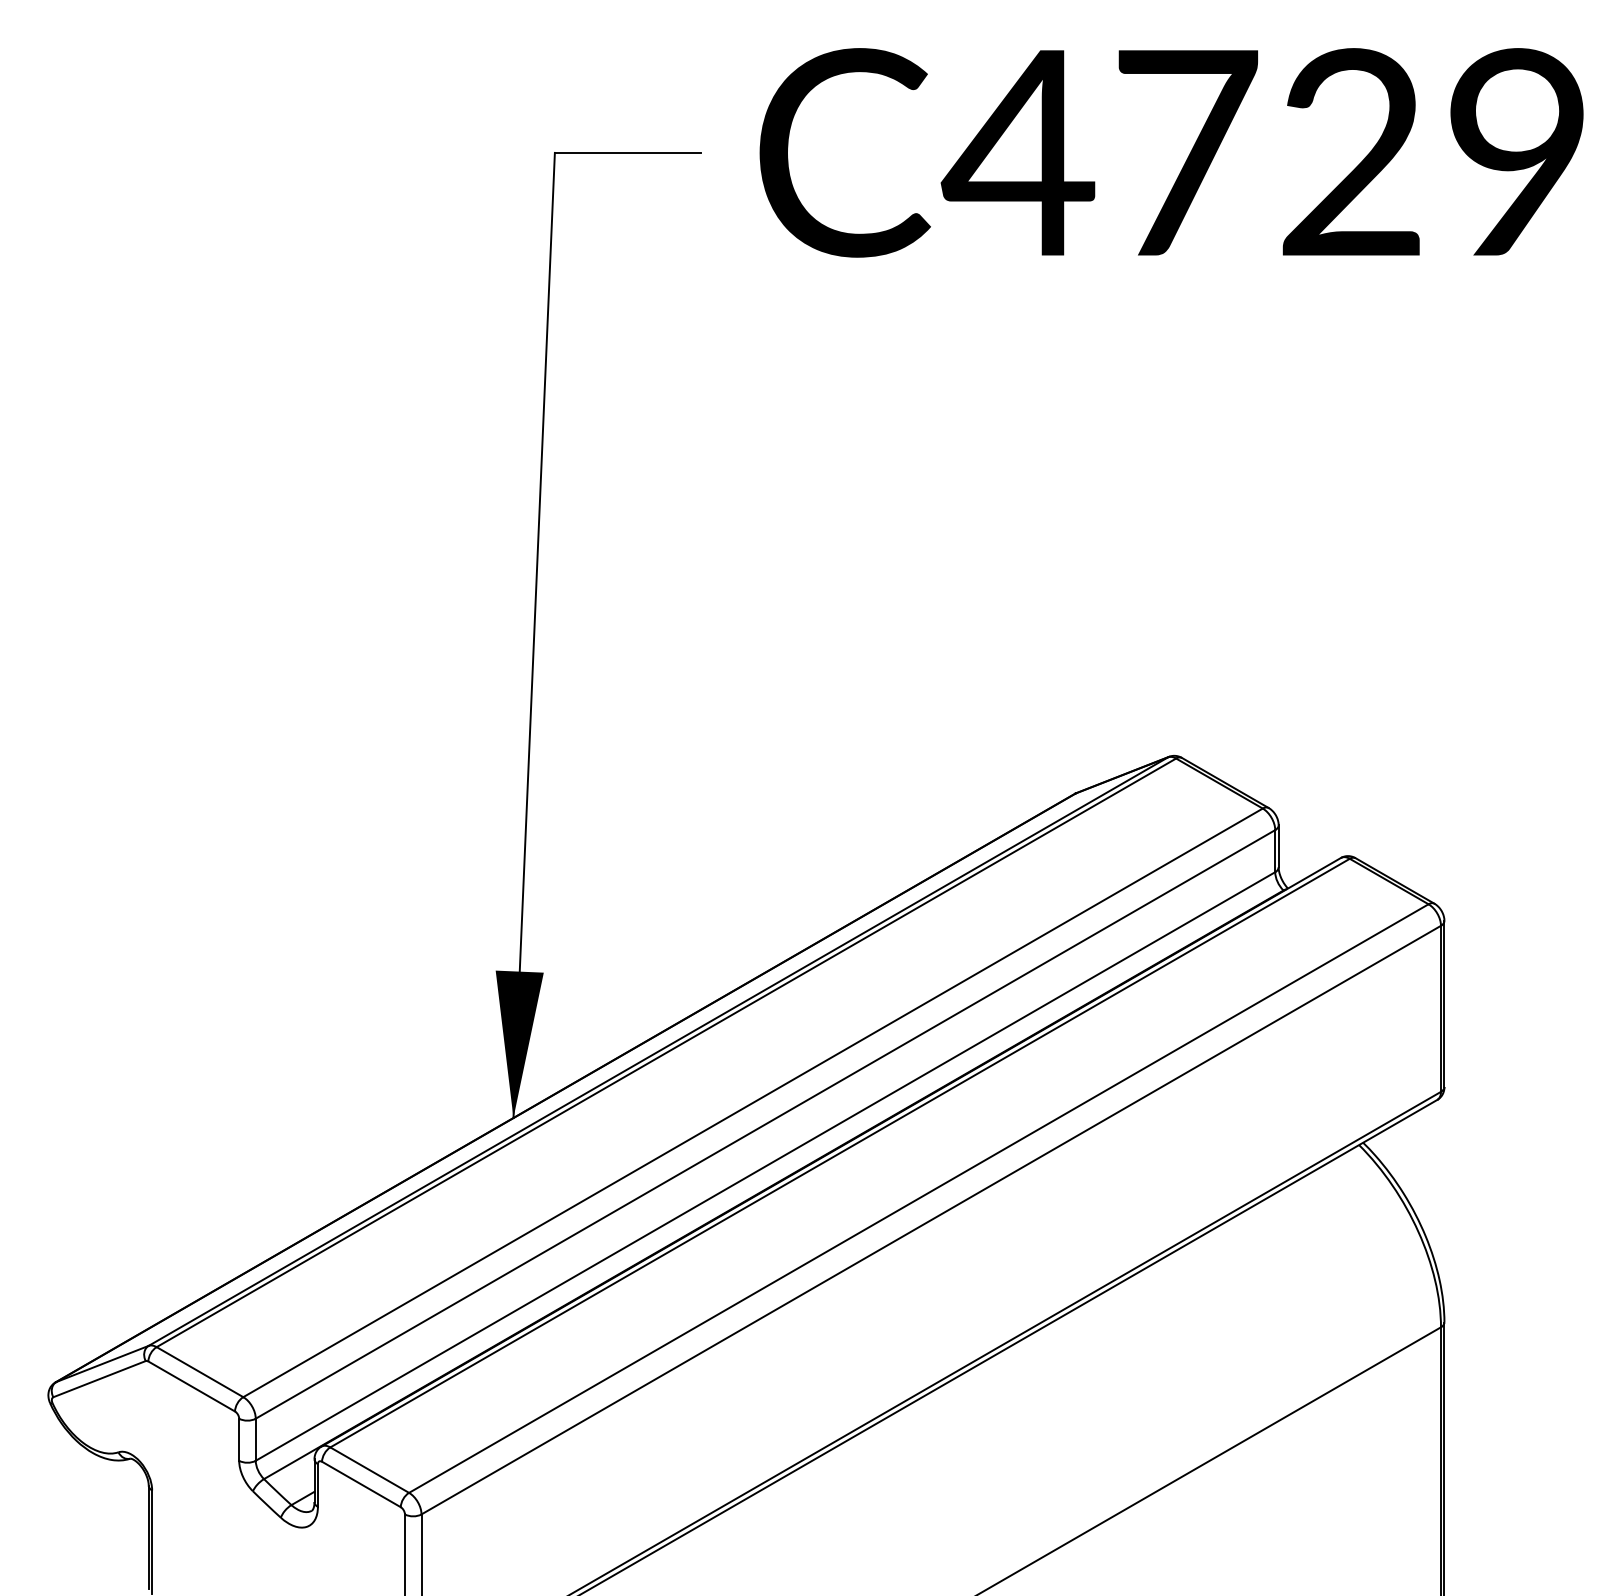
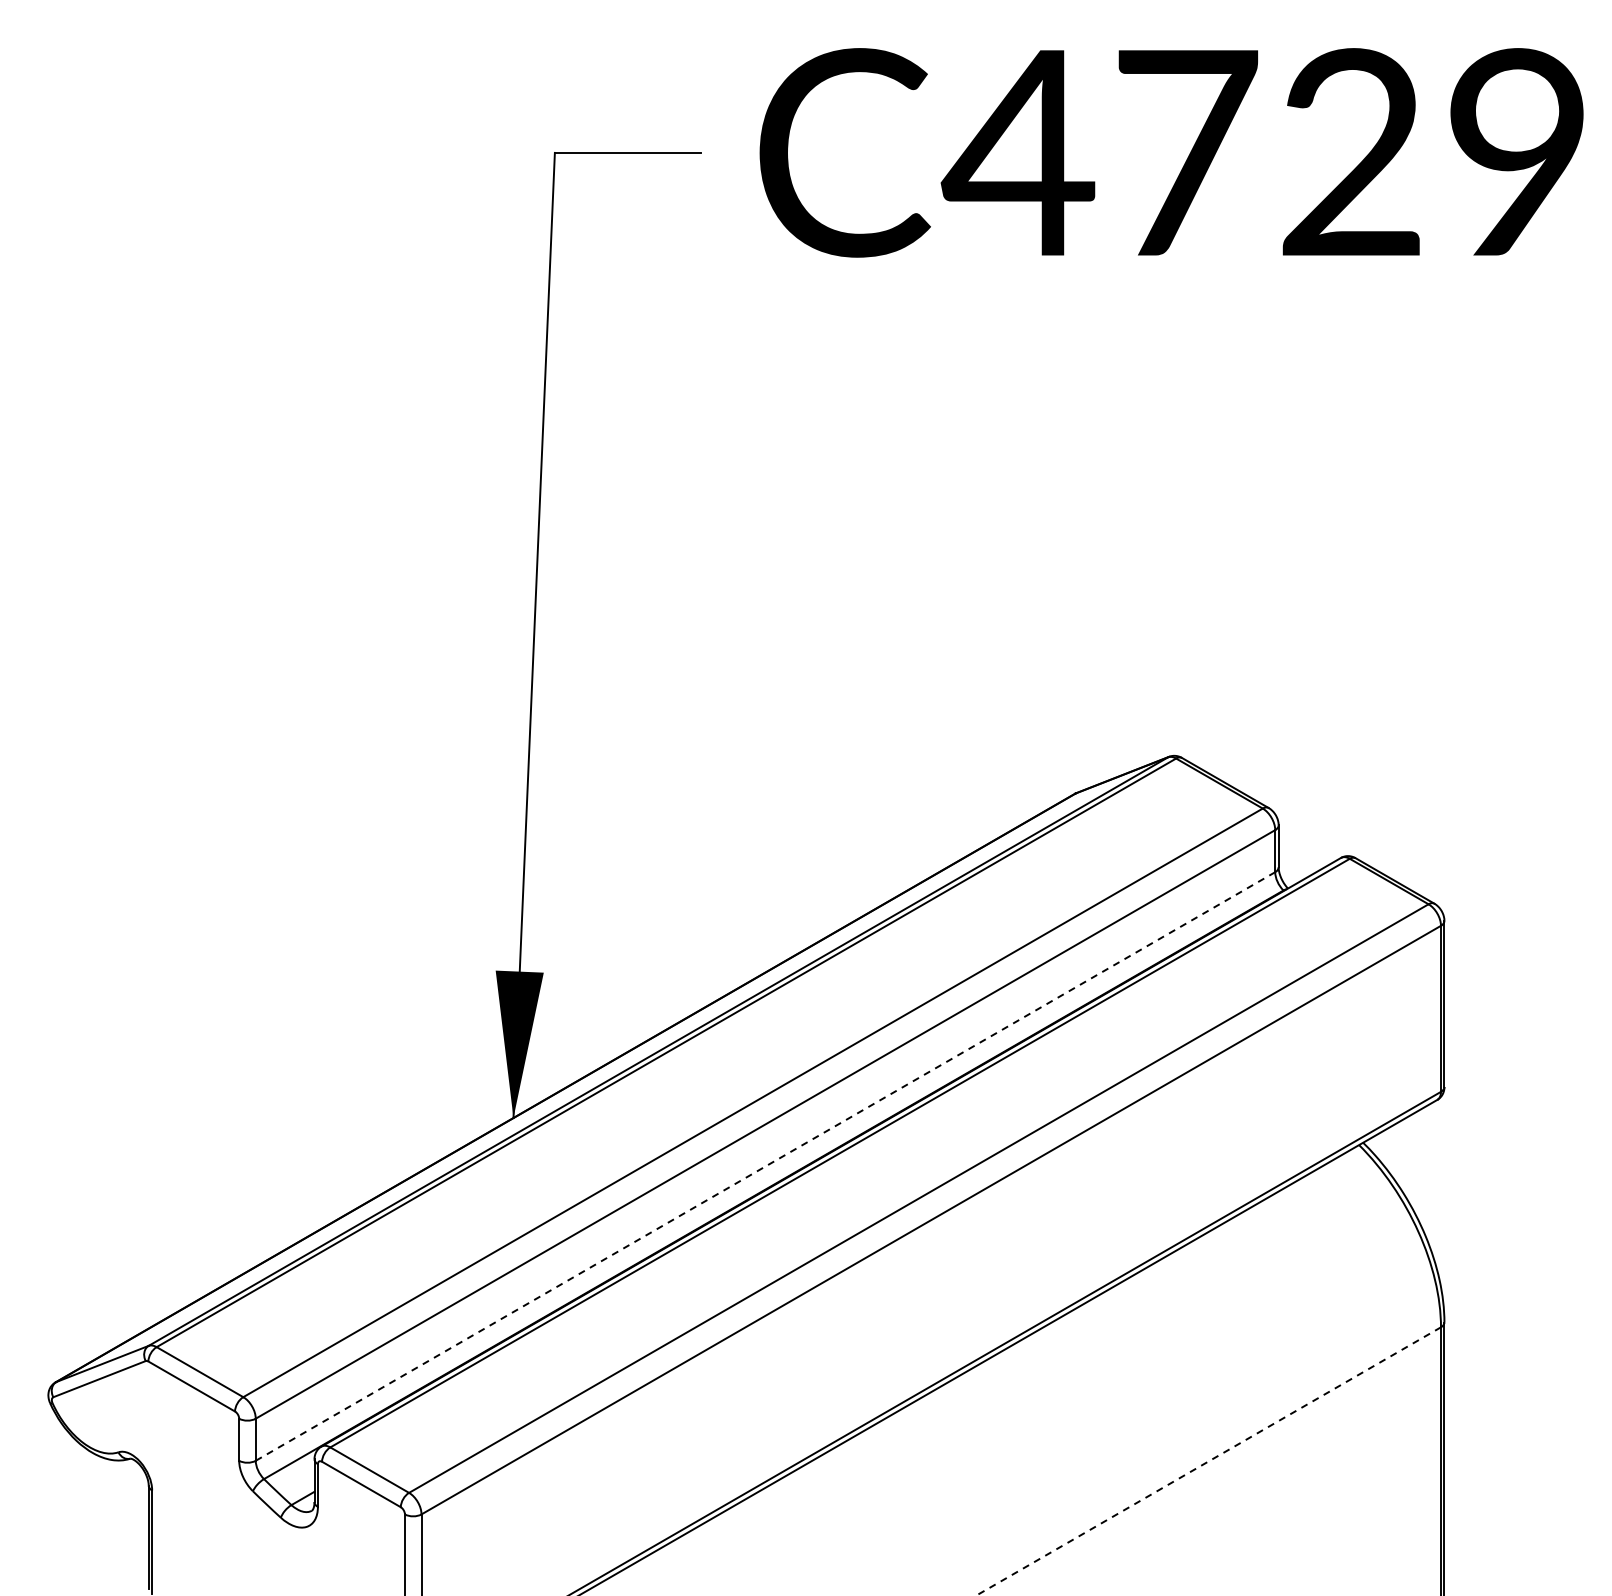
line: solid -> dashed (765, 1166)
line: solid -> dashed (1209, 1461)
